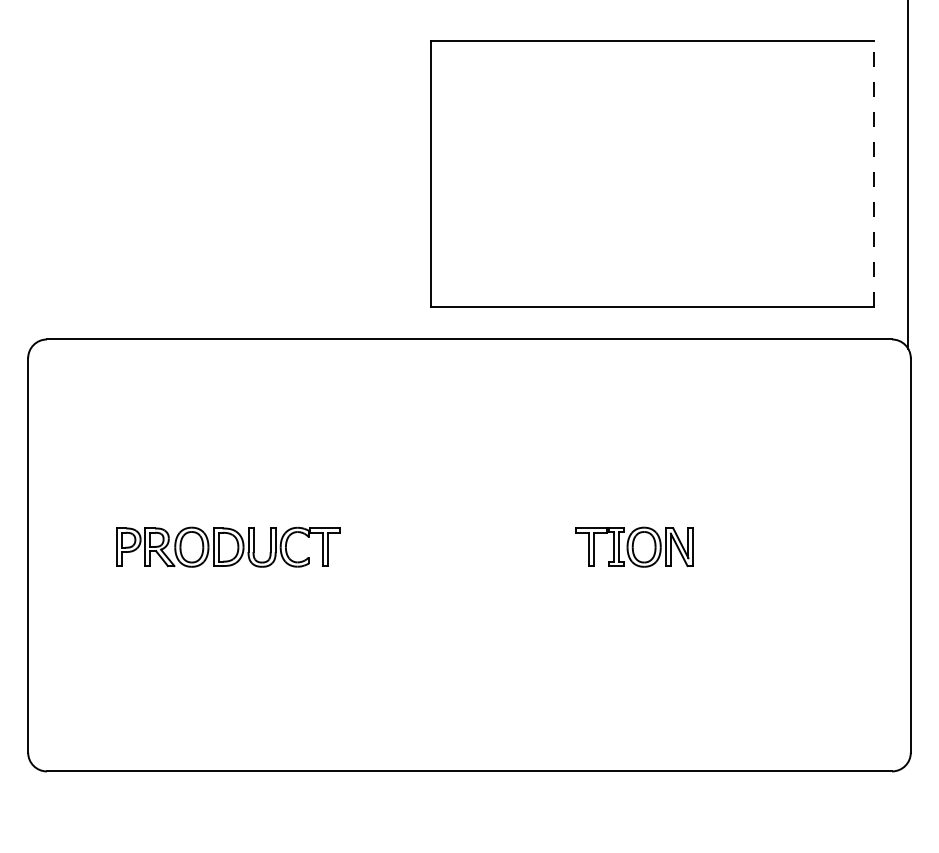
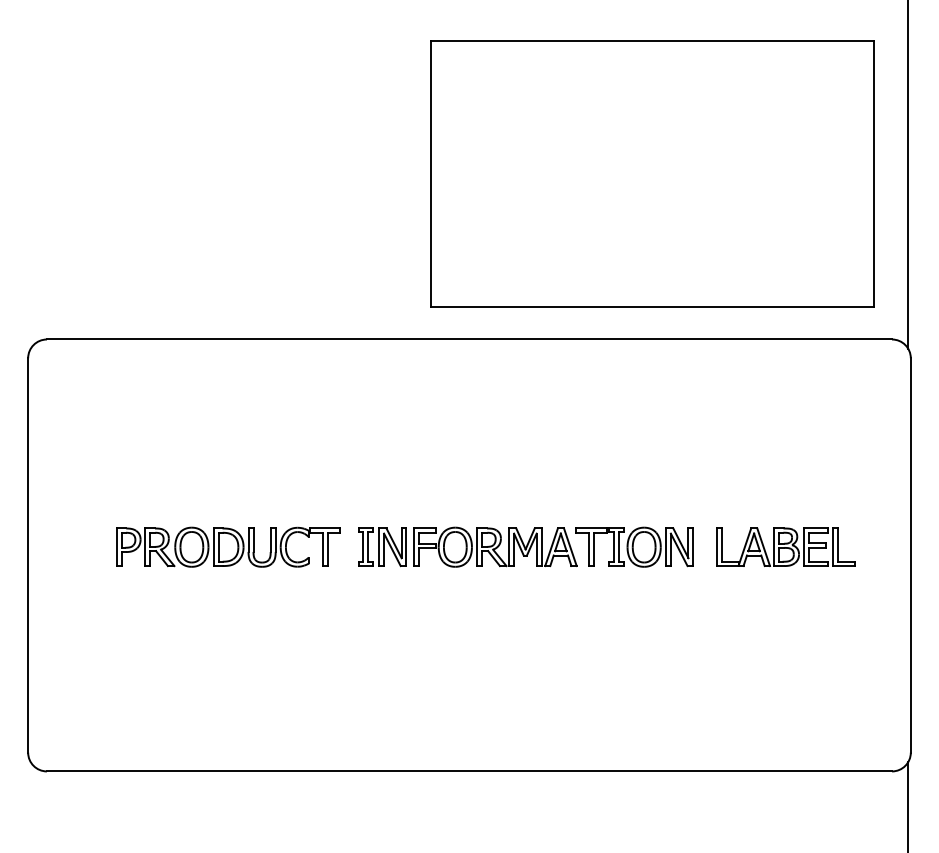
line: dashed -> solid (873, 174)
part: none -> present (467, 546)
part: none -> present (785, 546)
line: none -> present (908, 805)
